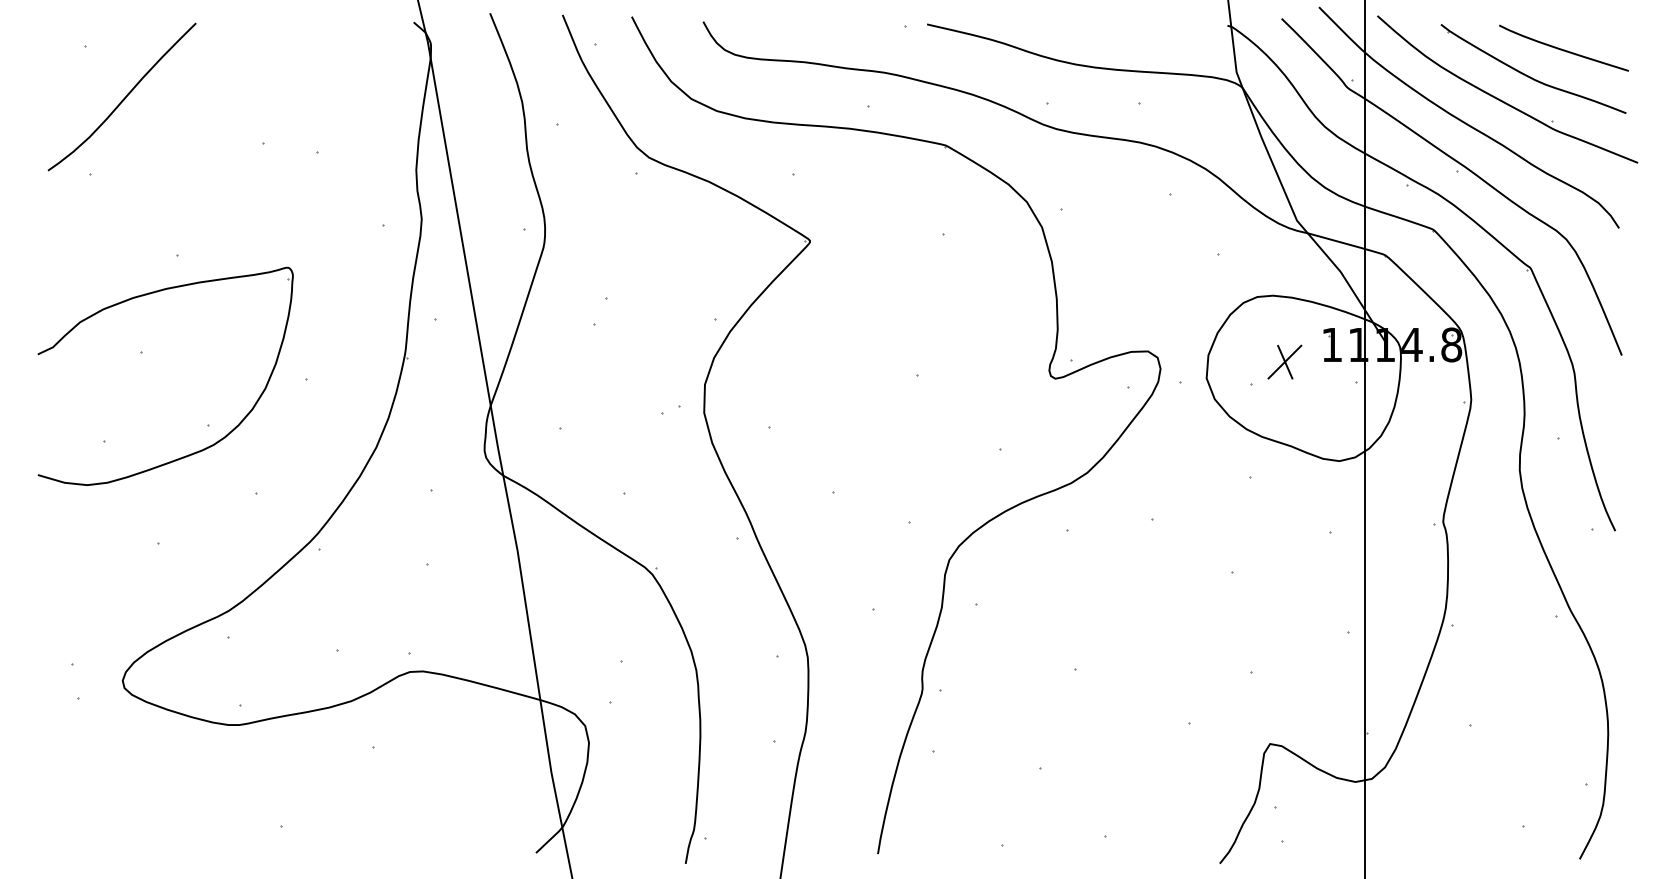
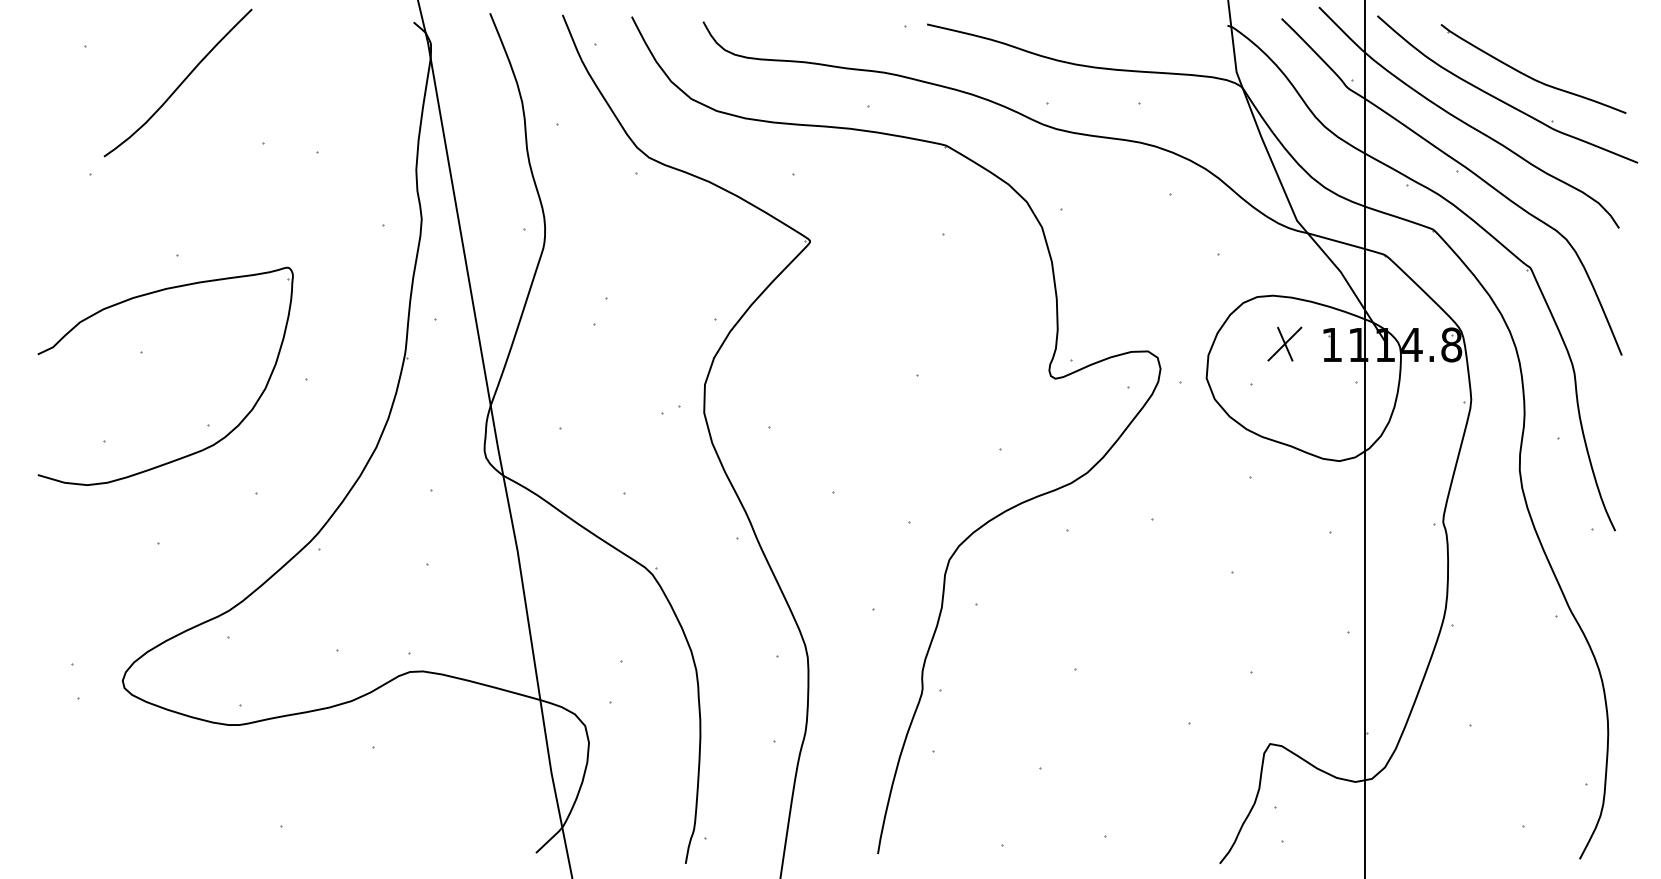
curve: present -> none (1563, 49)
curve position: (123, 98) -> (179, 84) (179, 84)
part position: (1284, 361) -> (1284, 343) (1284, 343)
